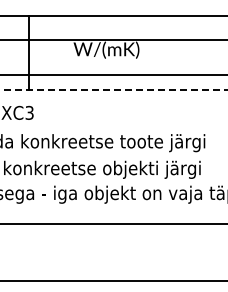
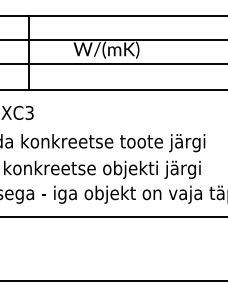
line position: (113, 75) -> (113, 64) (113, 64)
line: dashed -> solid (114, 89)
line position: (113, 224) -> (113, 217) (113, 217)
